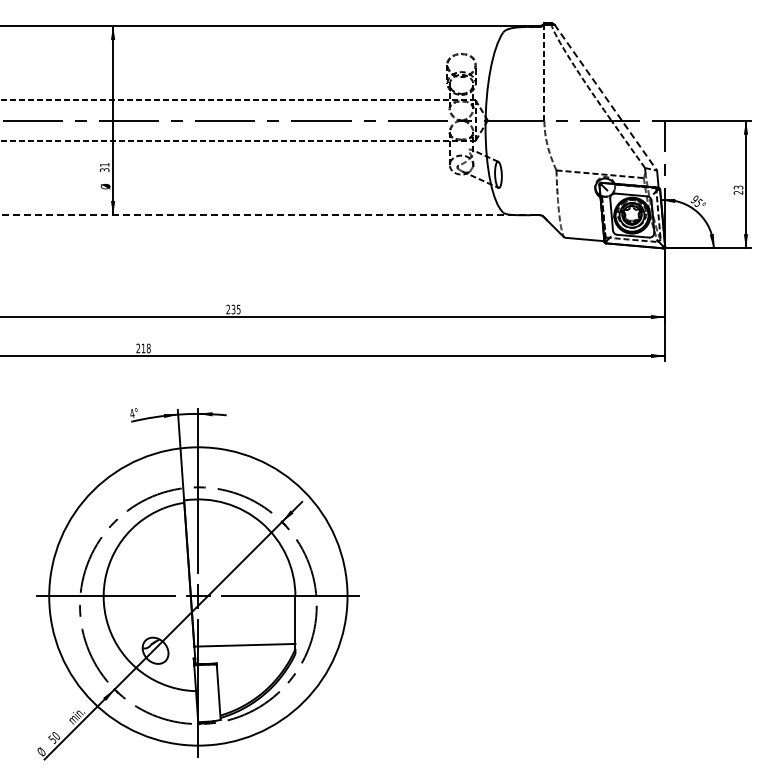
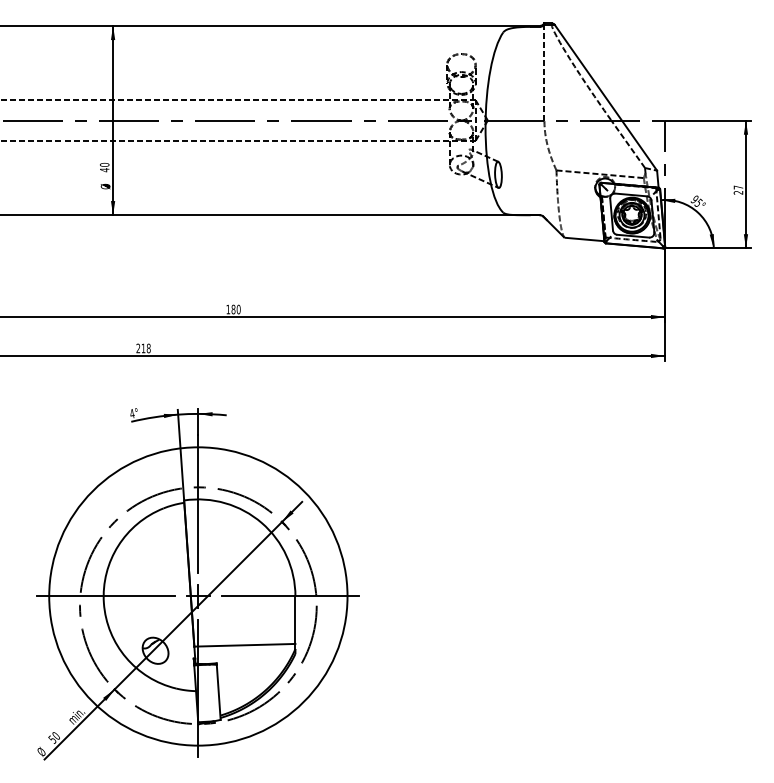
line: dashed -> solid (606, 98)
text: 31 -> 40 (104, 167)
text: 23 -> 27 (738, 187)
line: dashed -> solid (270, 215)
text: 235 -> 180 (233, 309)
